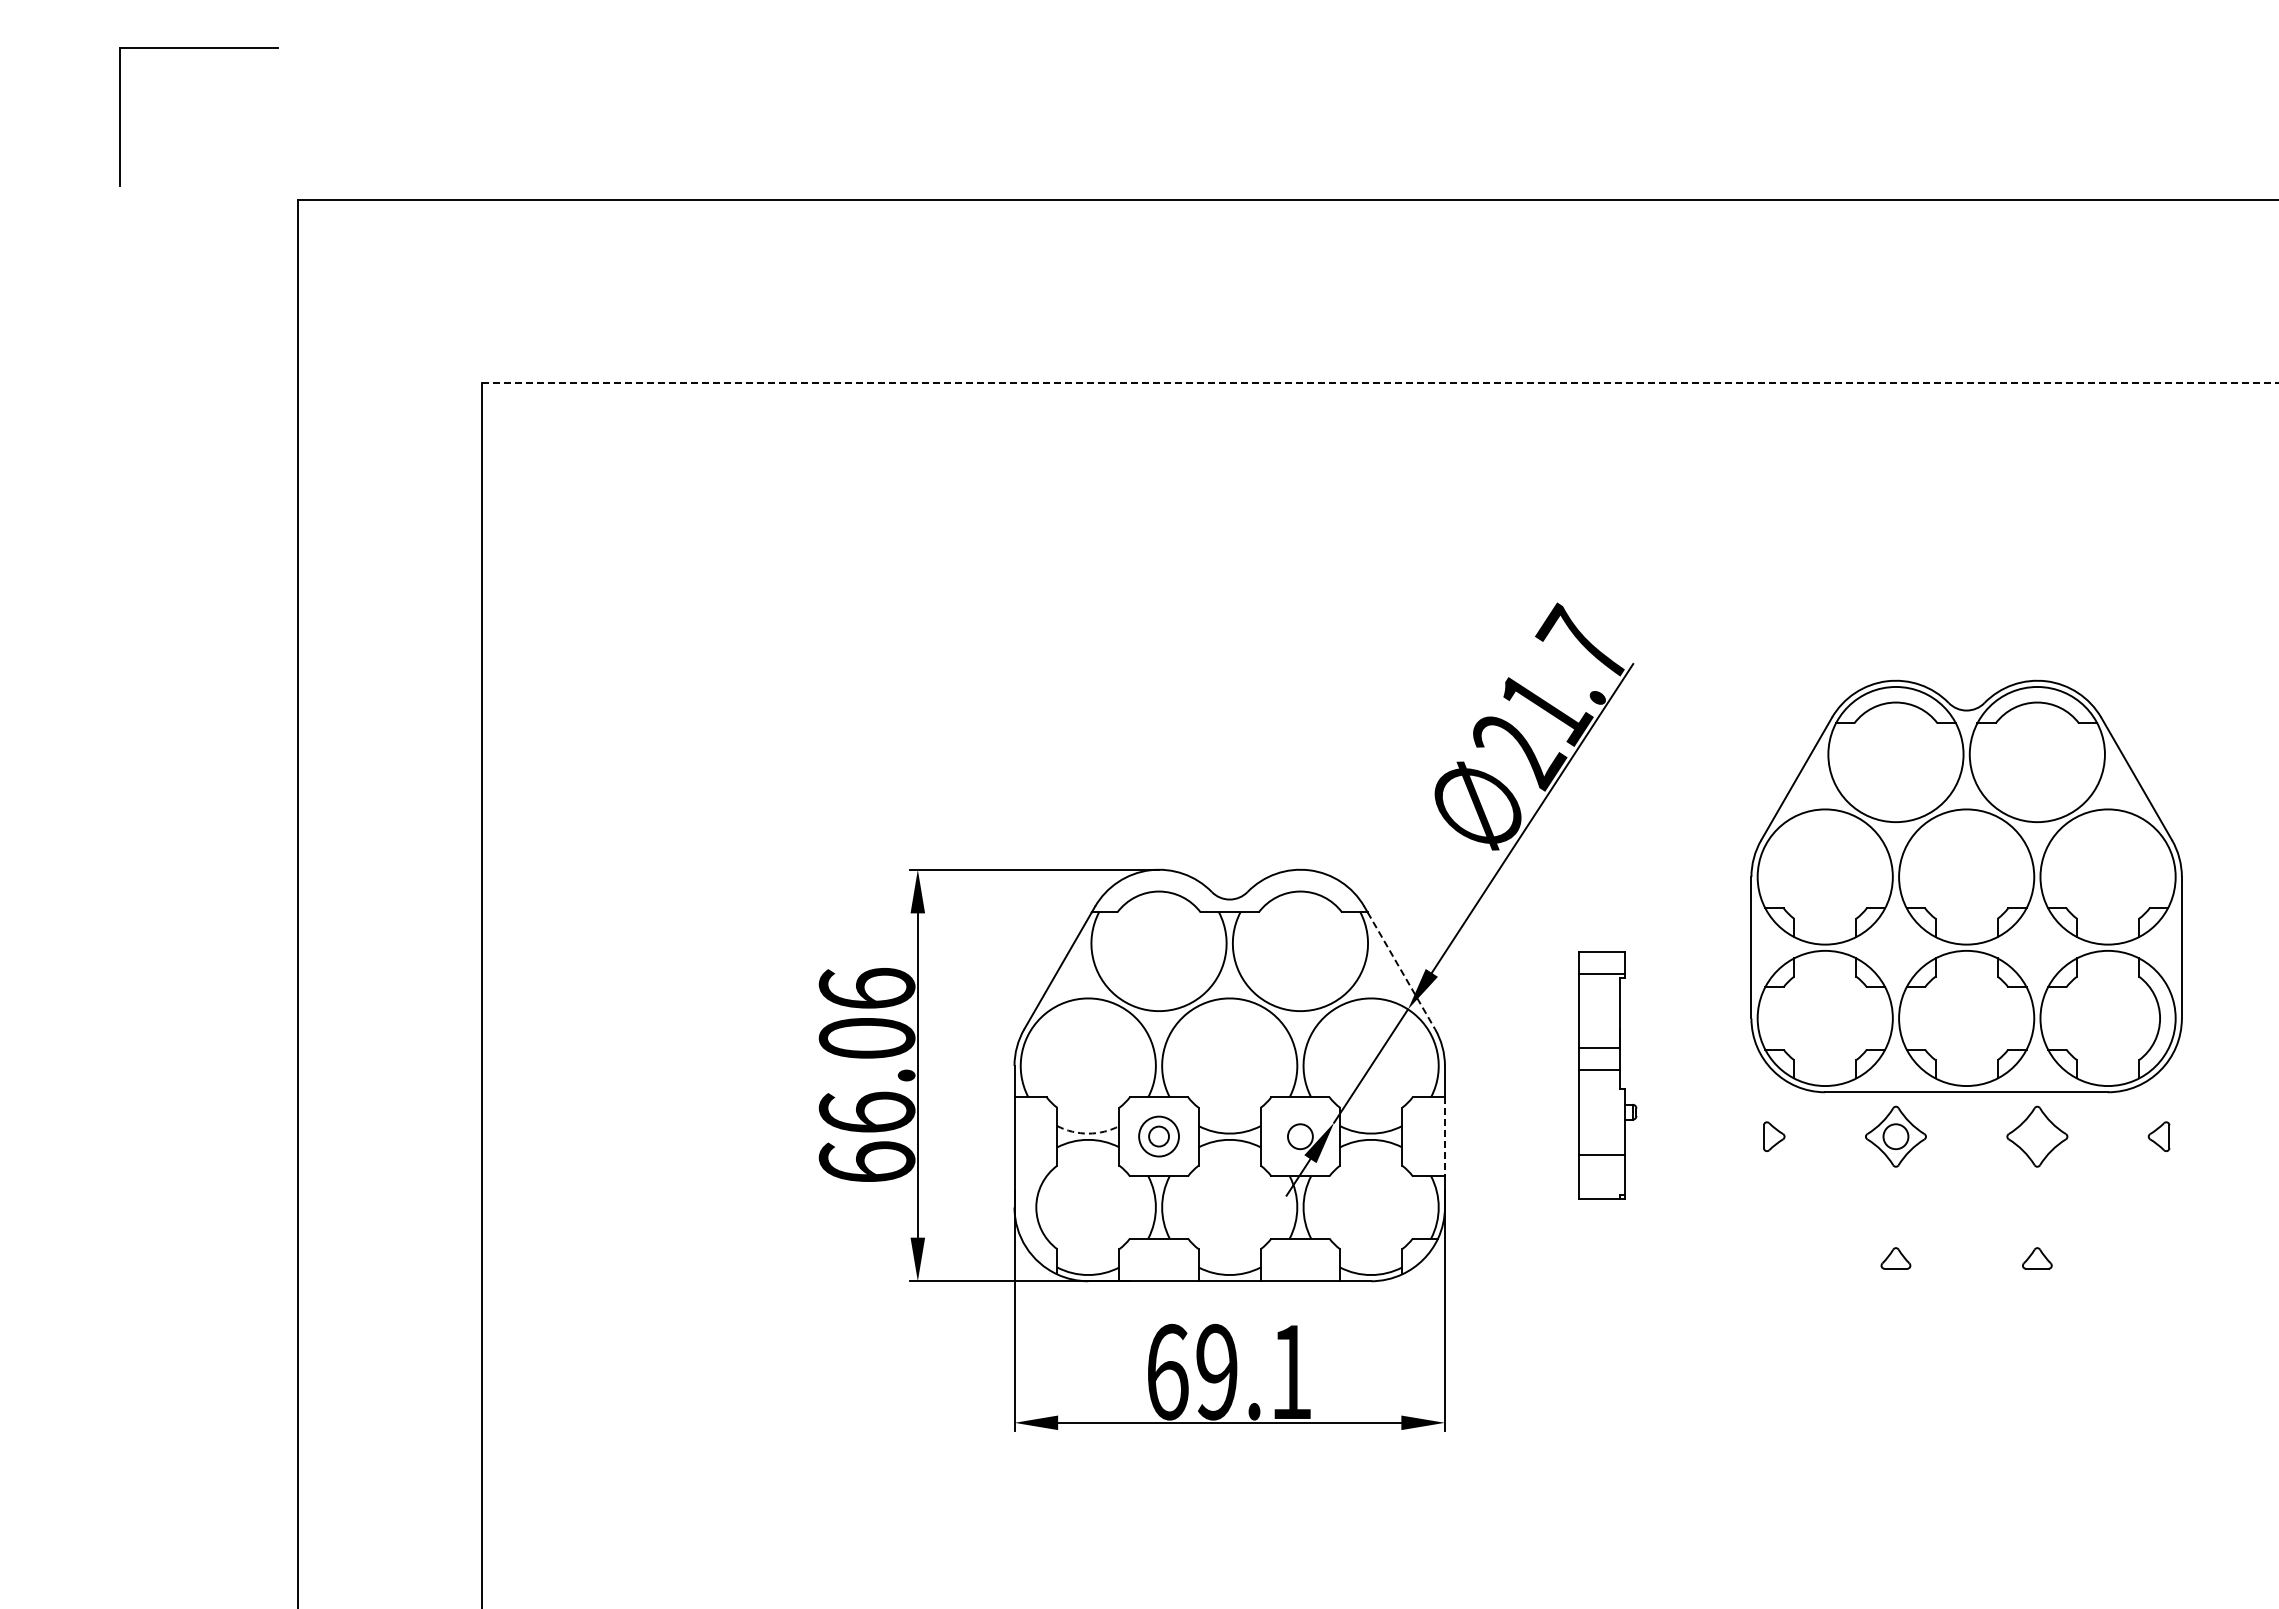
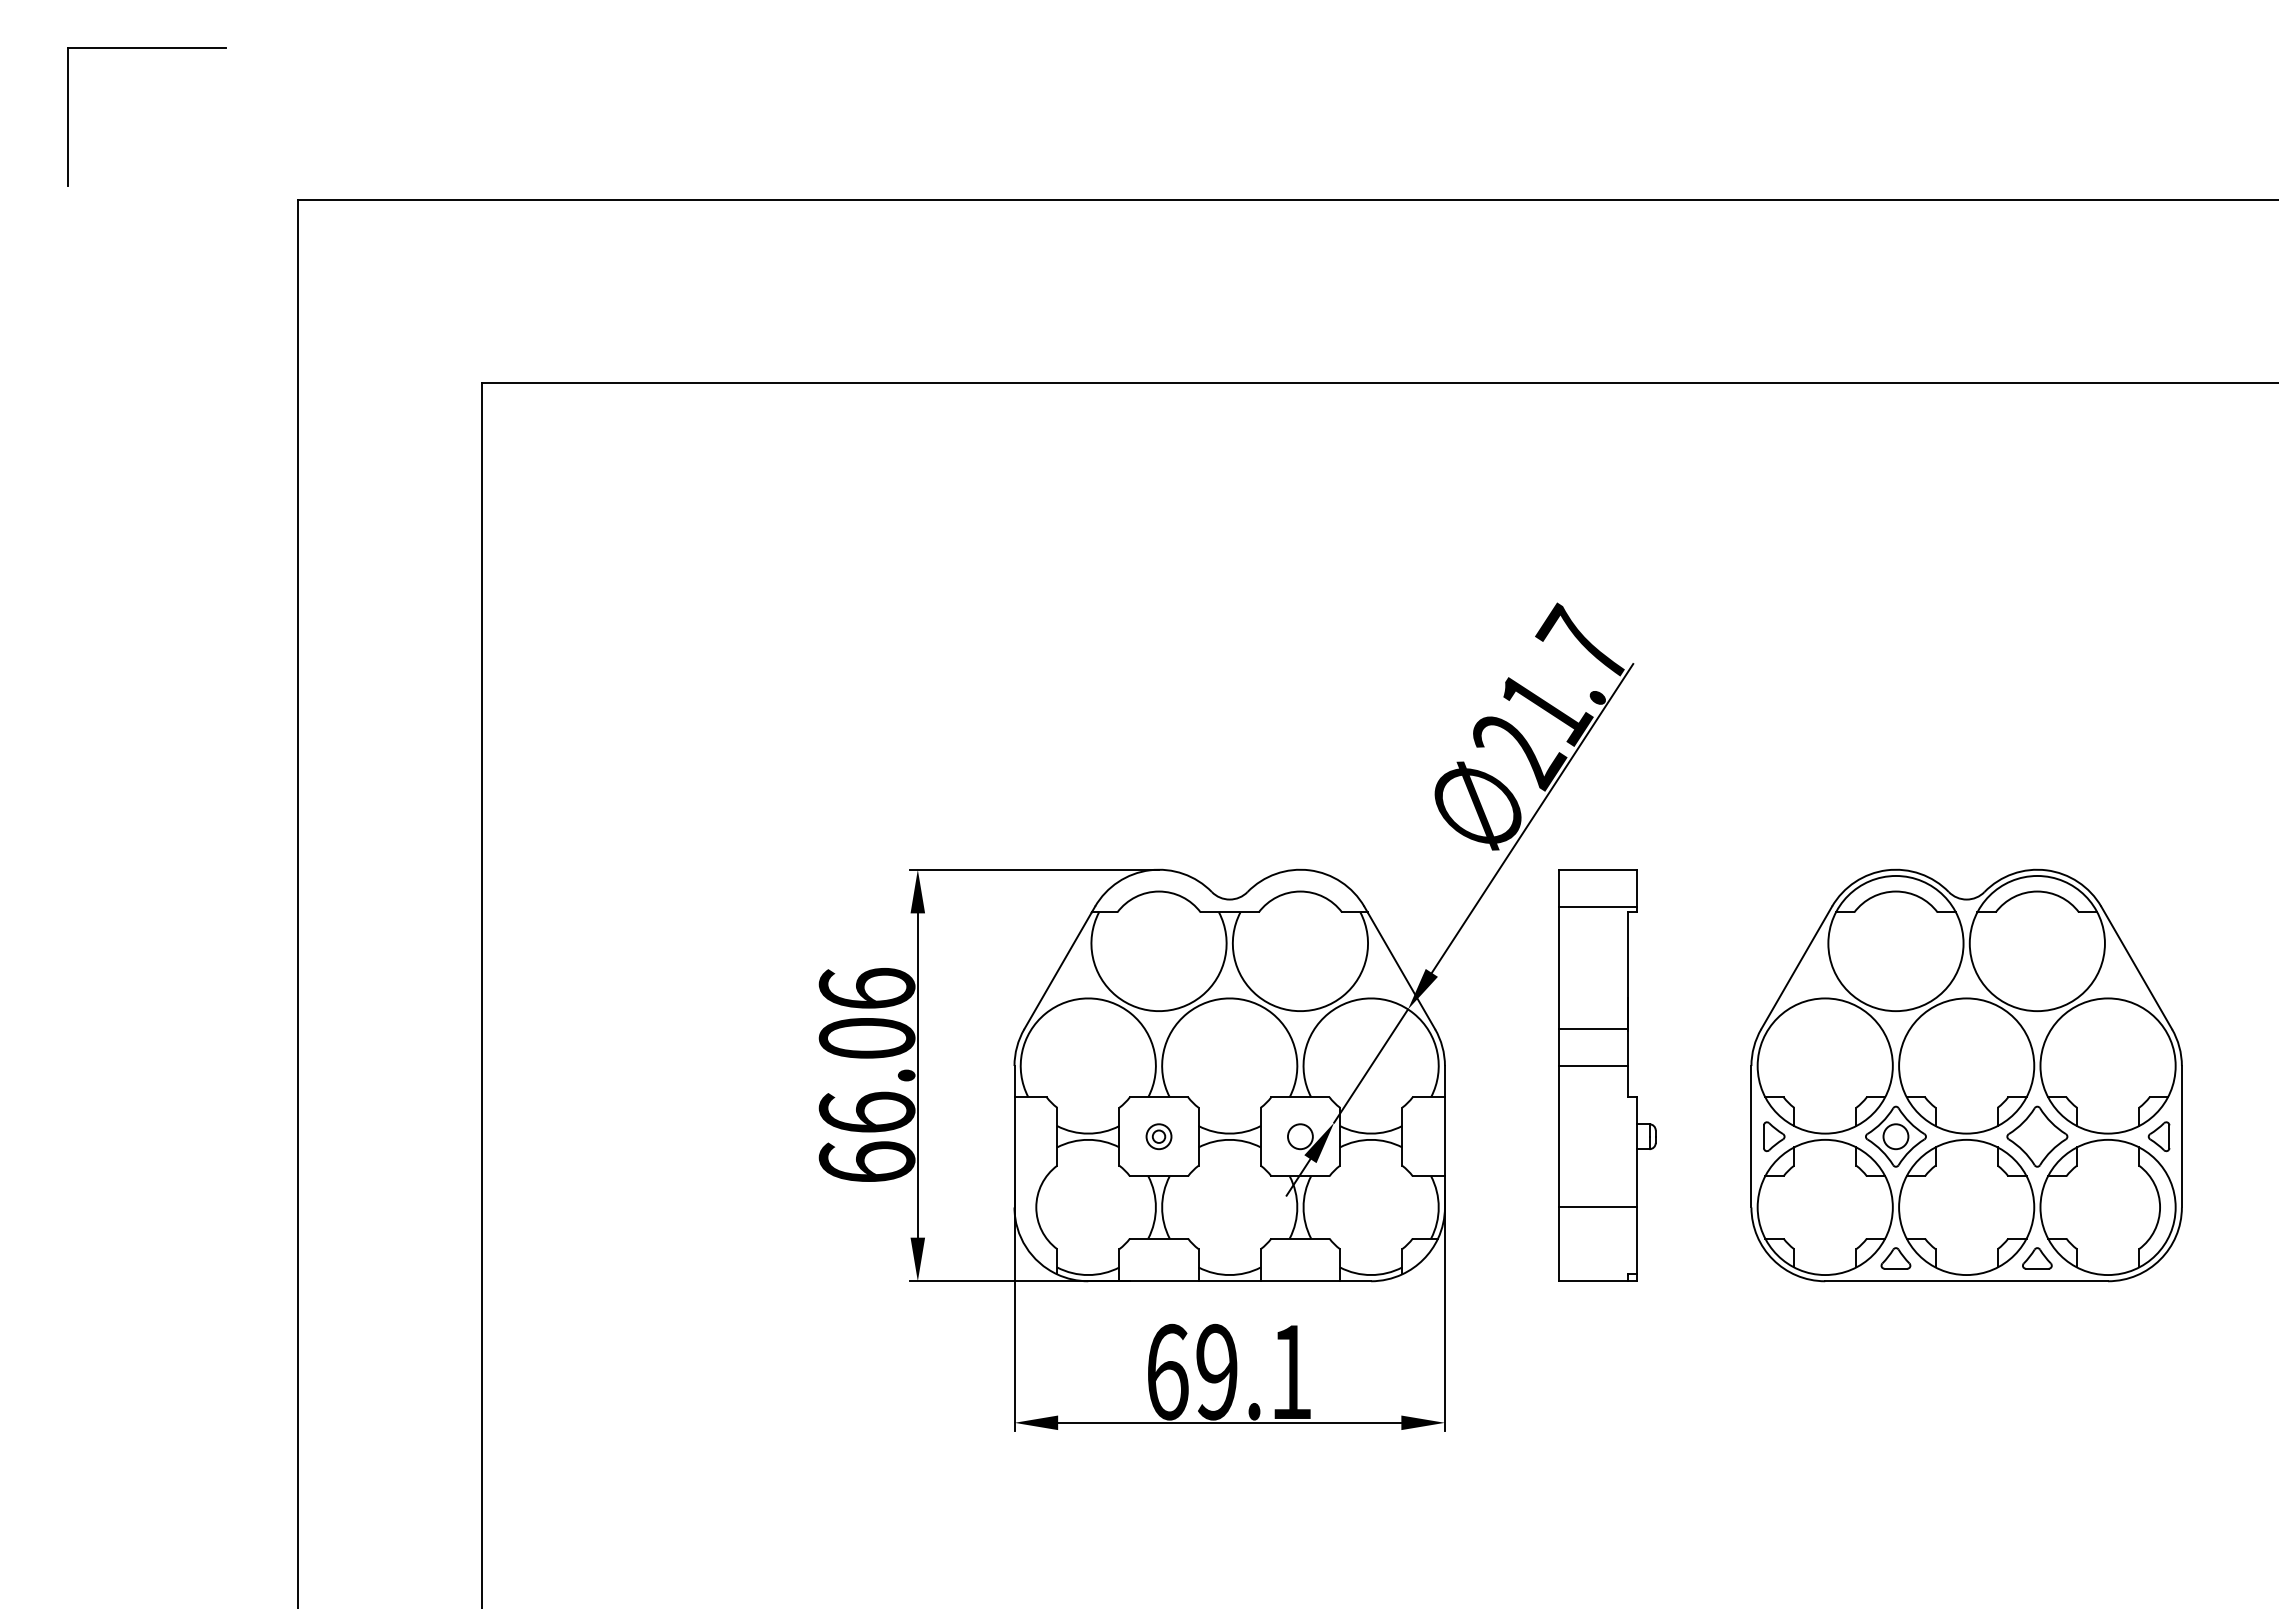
part position: (198, 48) -> (146, 48) (146, 48)
line: dashed -> solid (1380, 383)
part position: (1966, 886) -> (1966, 1075) (1966, 1075)
line: dashed -> solid (1401, 971)
part size: 60x249 px -> 99x413 px (1607, 1075)
arc: dashed -> solid (1088, 1133)
part size: 42x43 px -> 28x28 px (1158, 1136)
line: dashed -> solid (1444, 1136)
